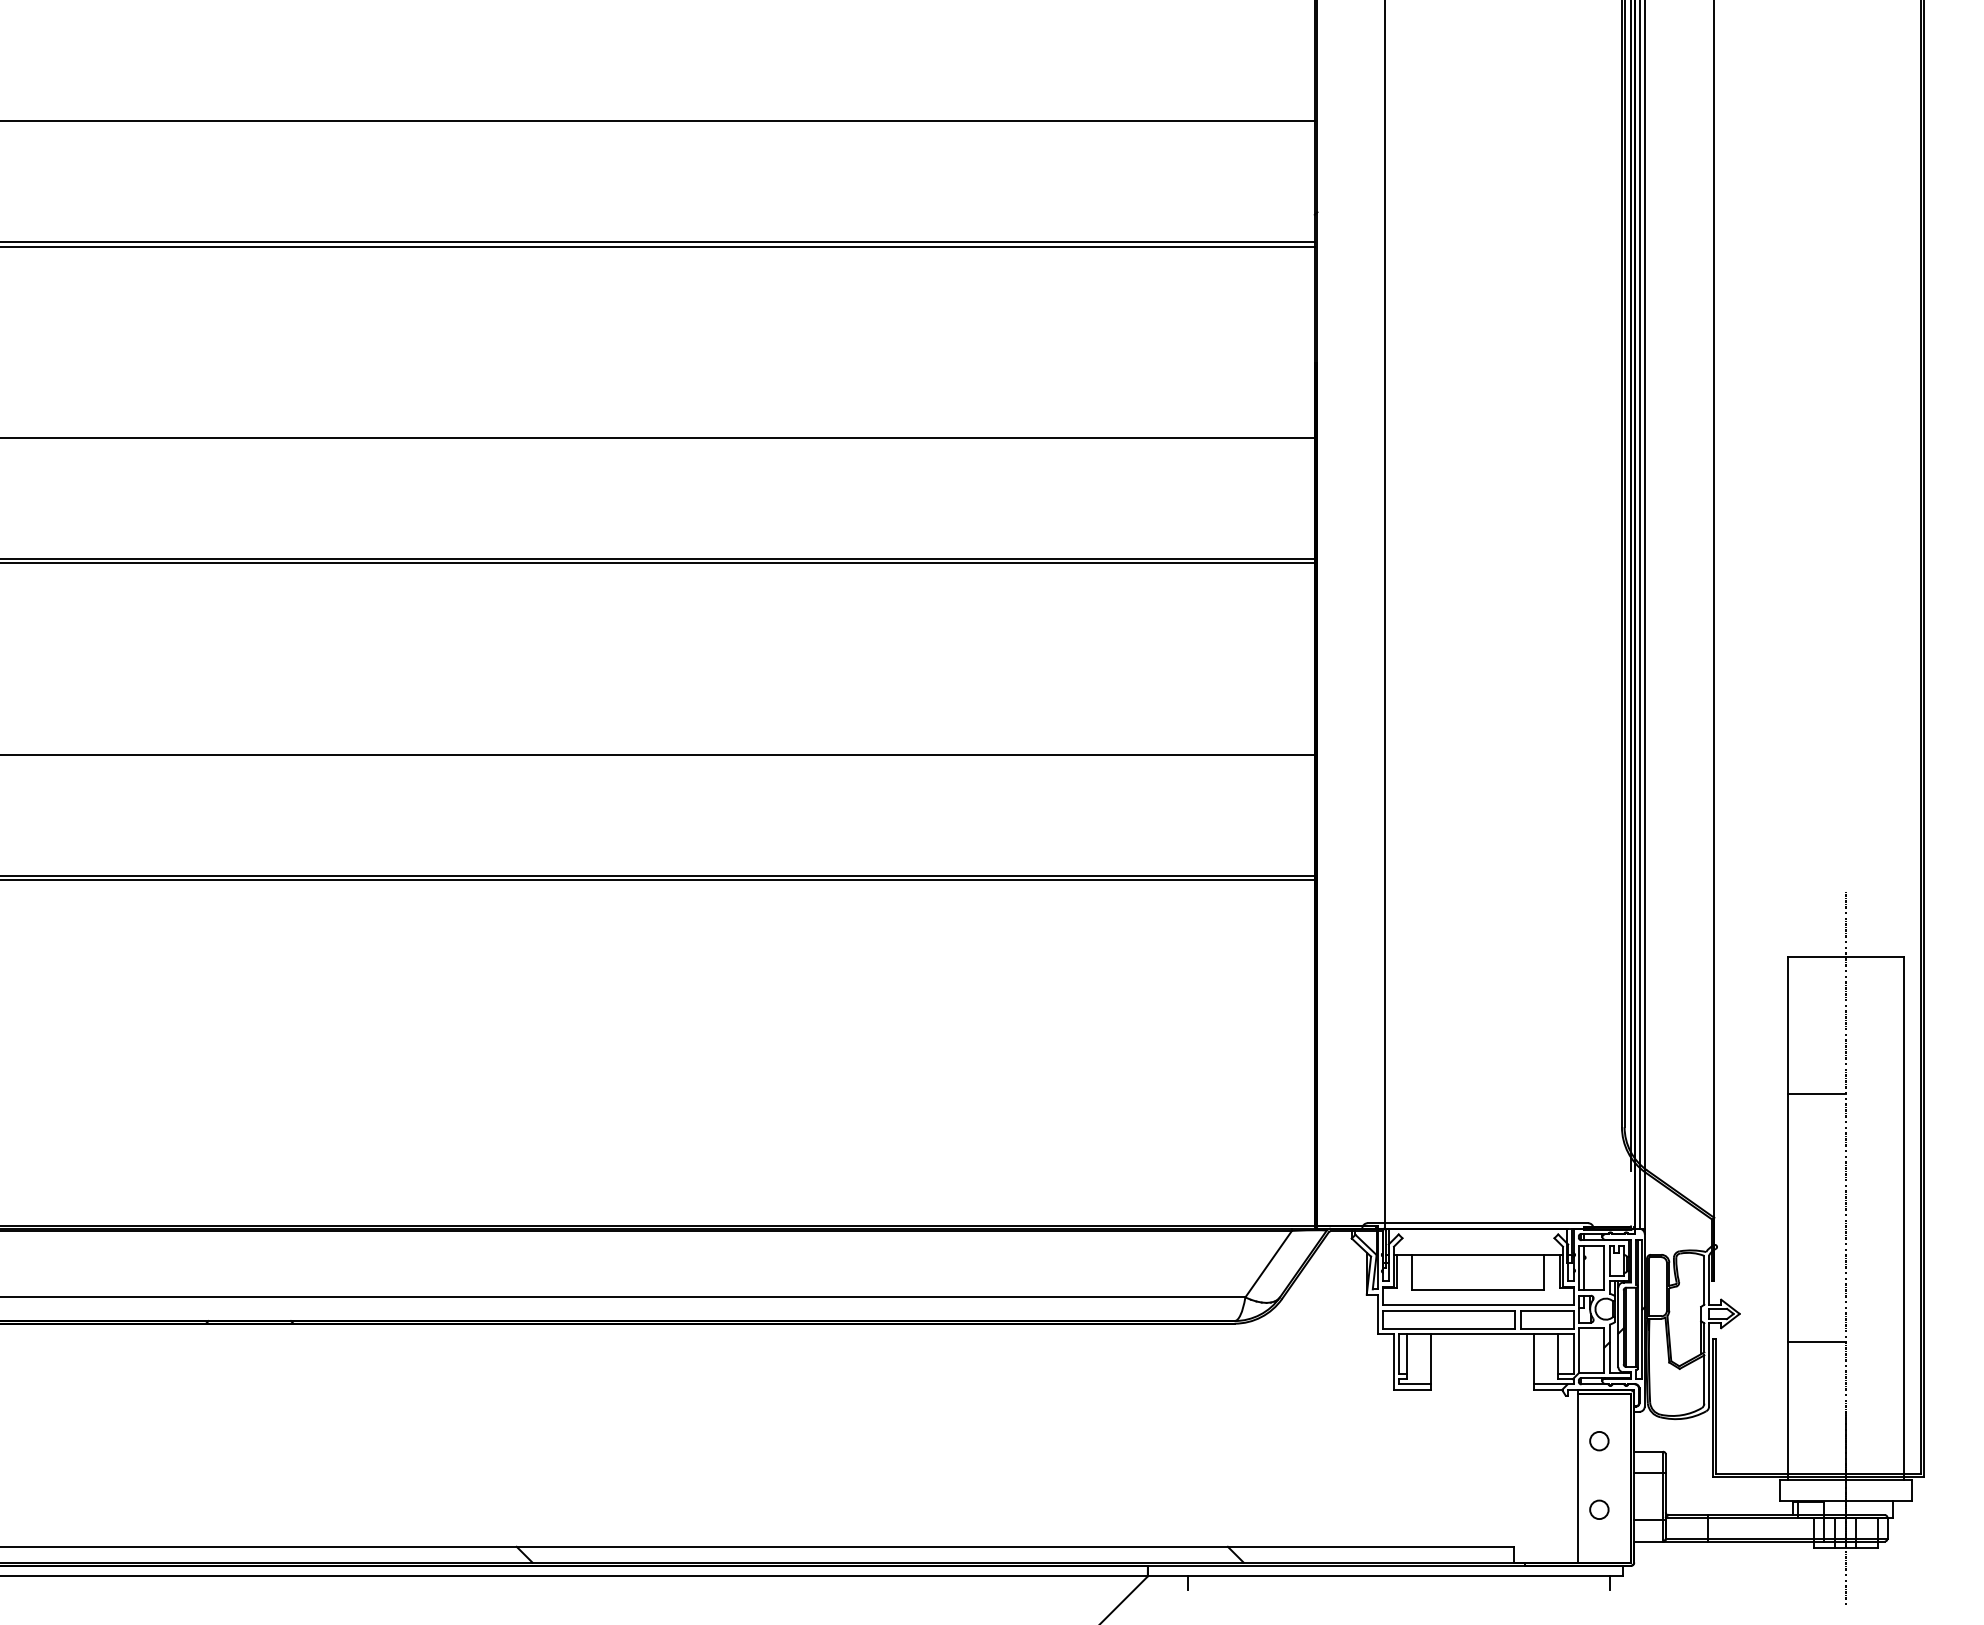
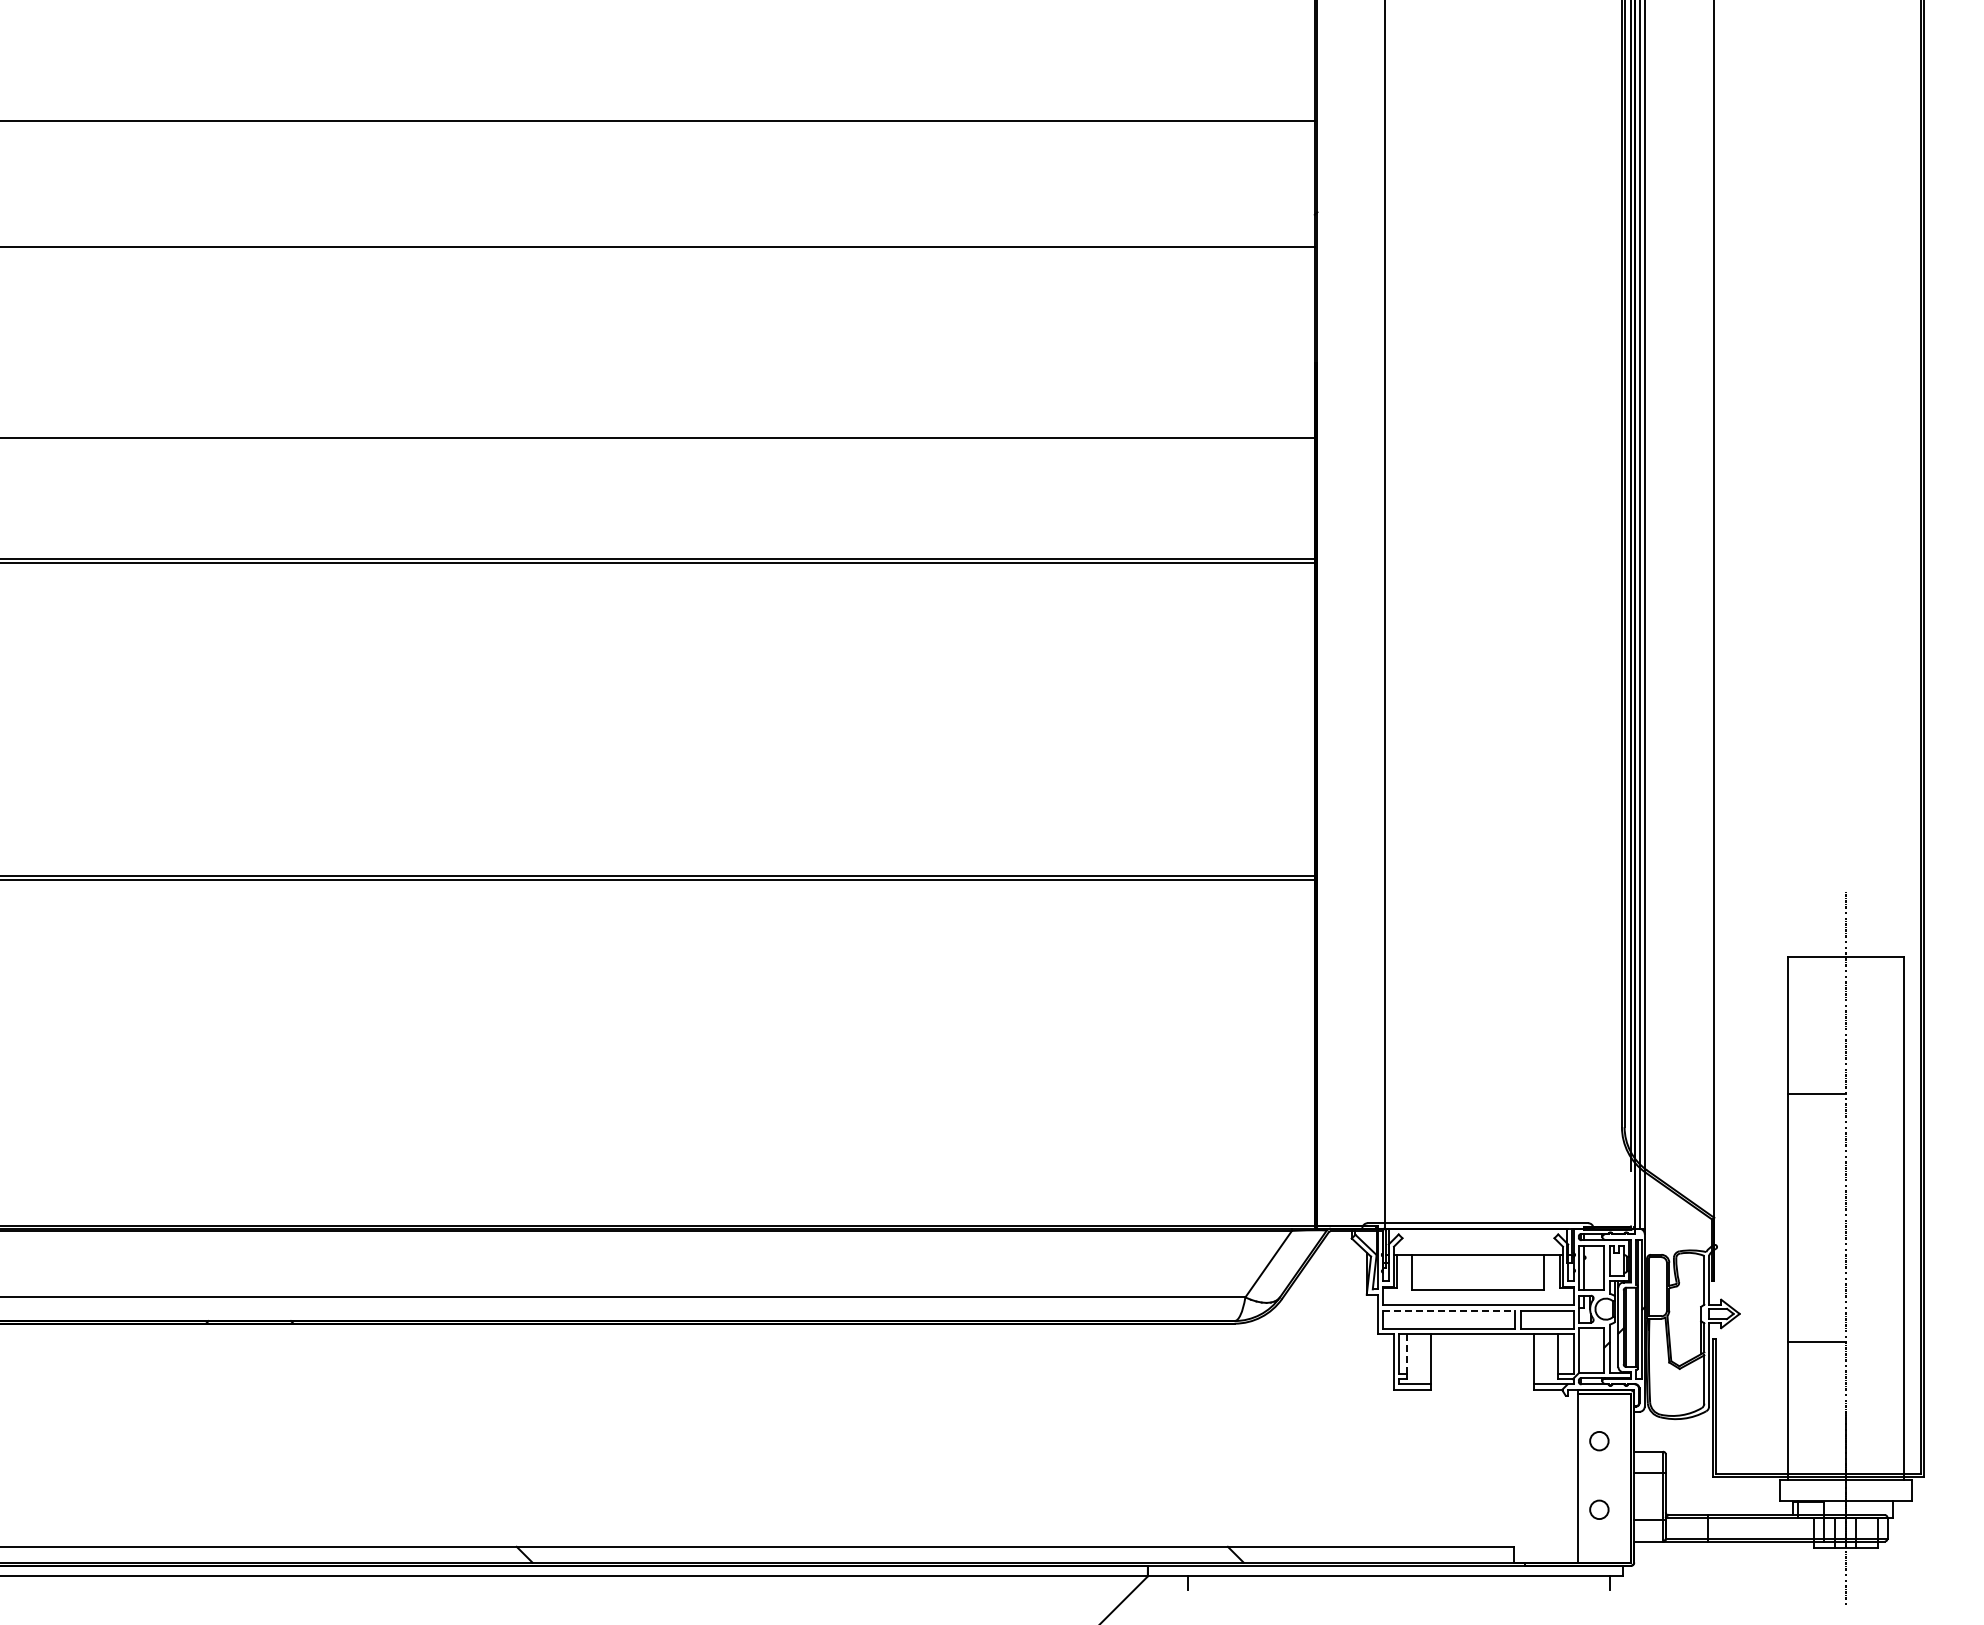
line: present -> none (658, 242)
line: present -> none (658, 754)
line: solid -> dashed (1449, 1310)
line: solid -> dashed (1407, 1354)
